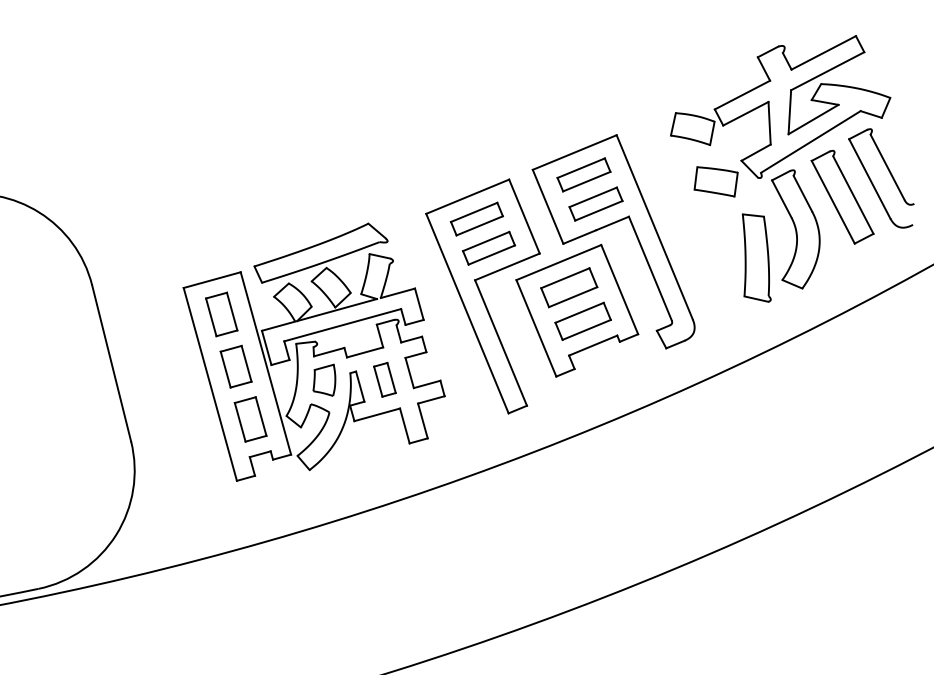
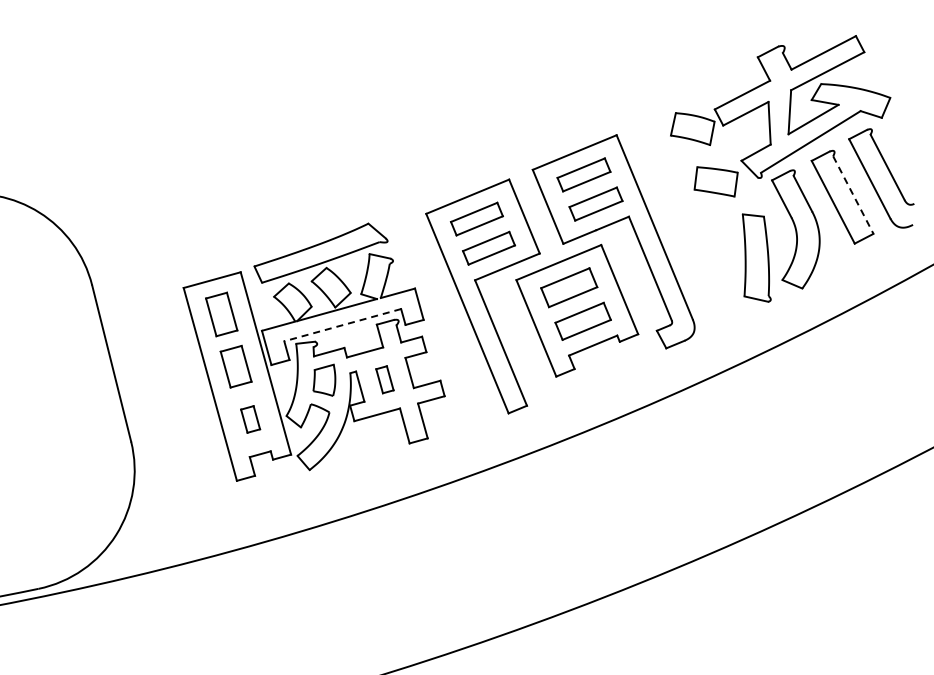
line: solid -> dashed (853, 195)
line: solid -> dashed (342, 325)
part size: 24x37 px -> 20x30 px (384, 379)
part size: 35x47 px -> 22x29 px (250, 419)
